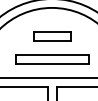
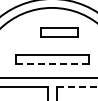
part position: (52, 36) -> (59, 32) (59, 32)
line: solid -> dashed (52, 63)
line: solid -> dashed (77, 86)
